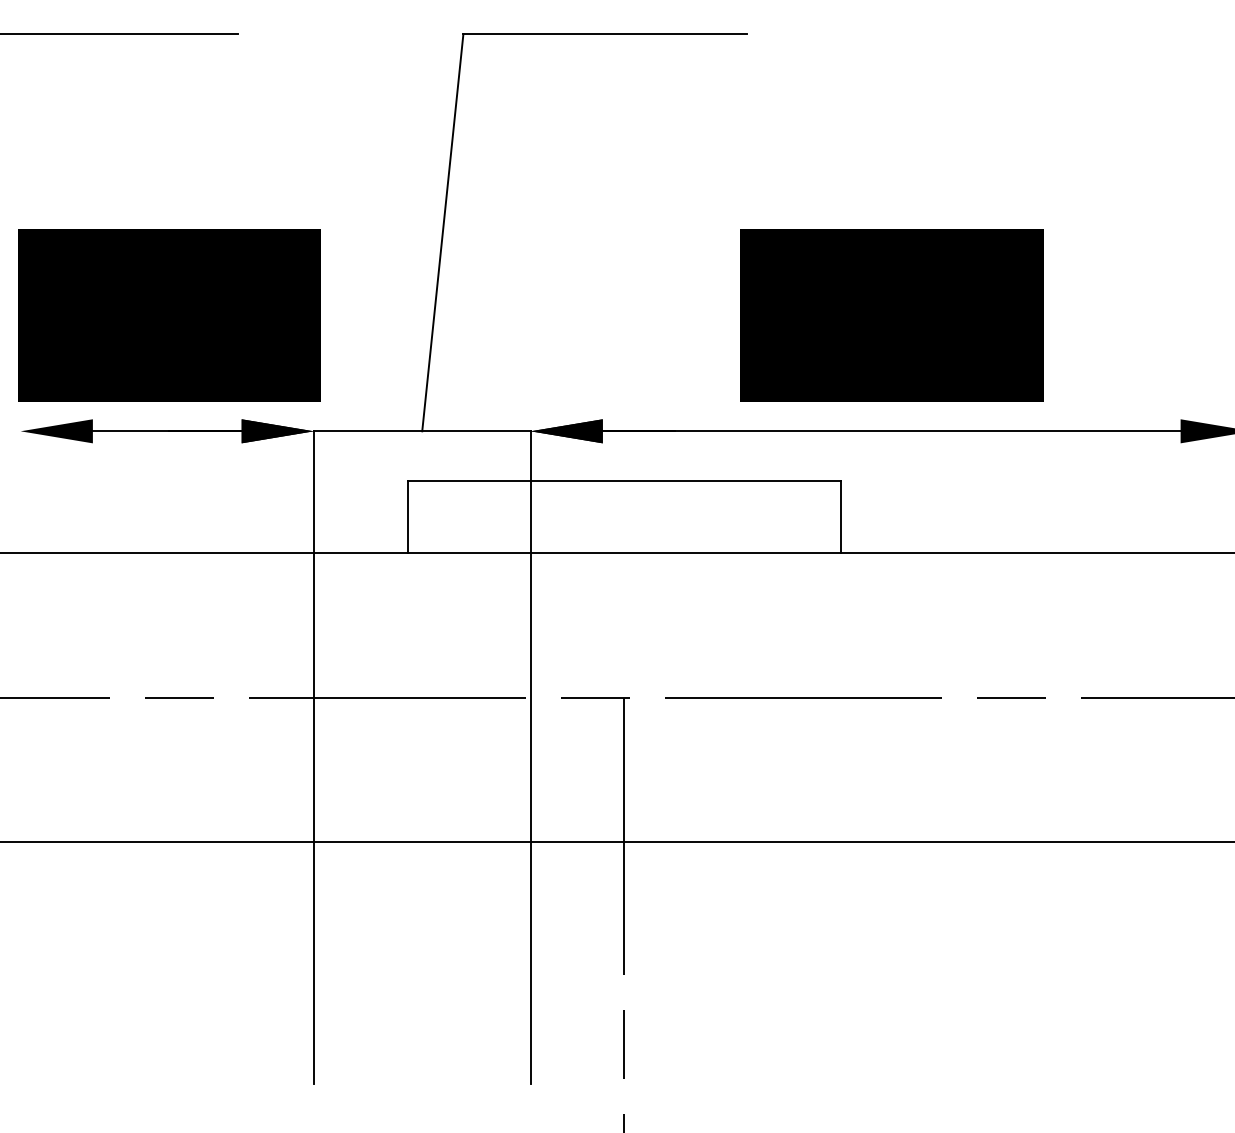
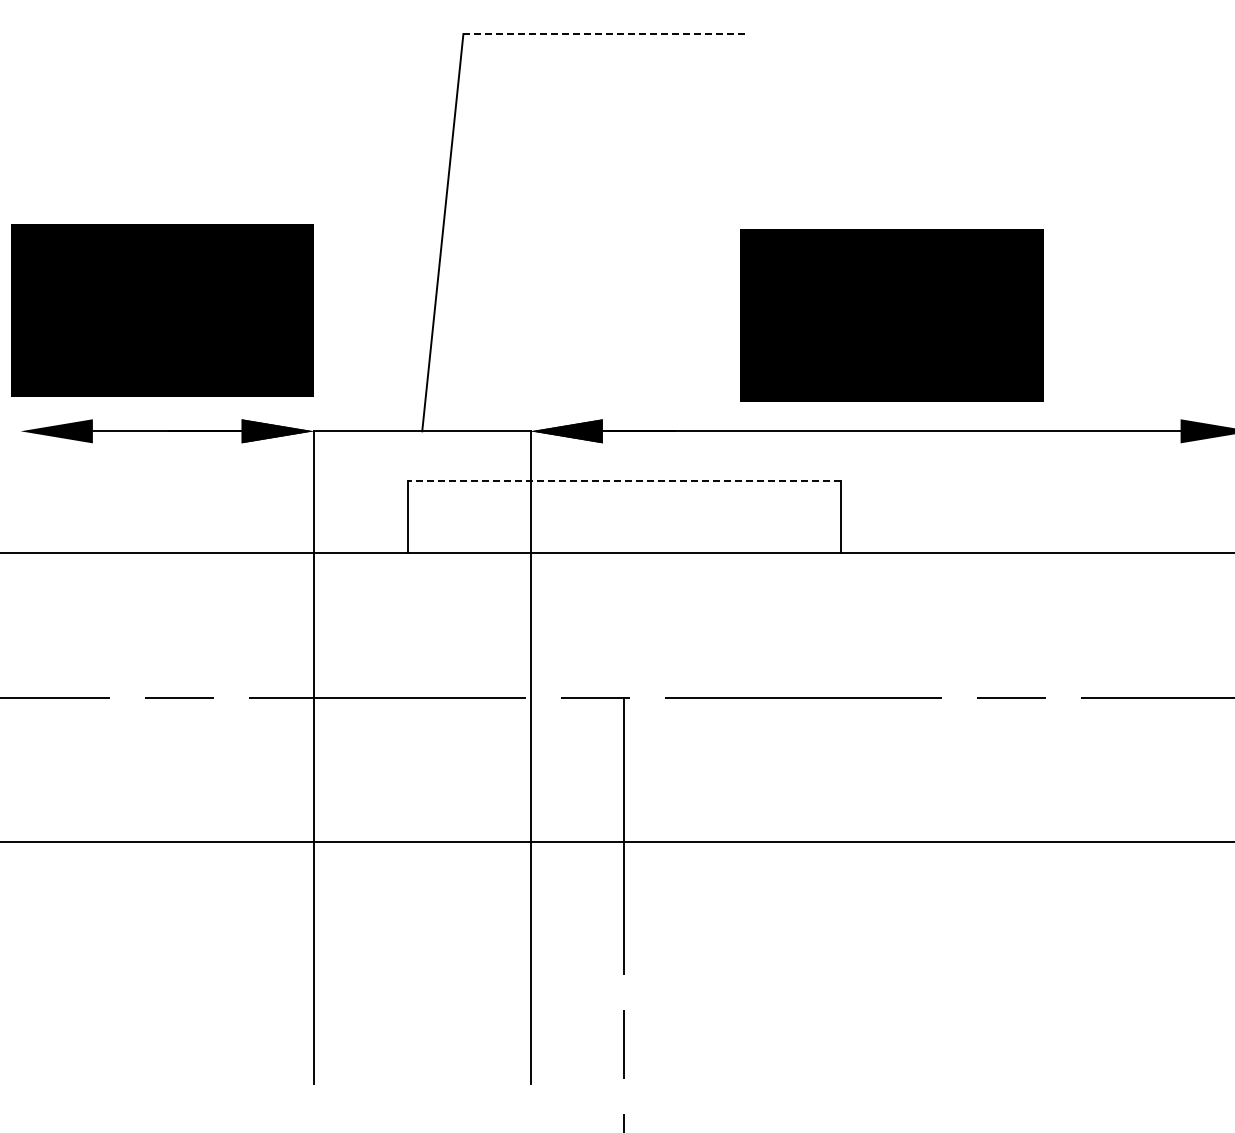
line: present -> none (120, 34)
line: solid -> dashed (604, 34)
text position: (169, 315) -> (162, 310) (162, 310)
line: solid -> dashed (624, 481)
